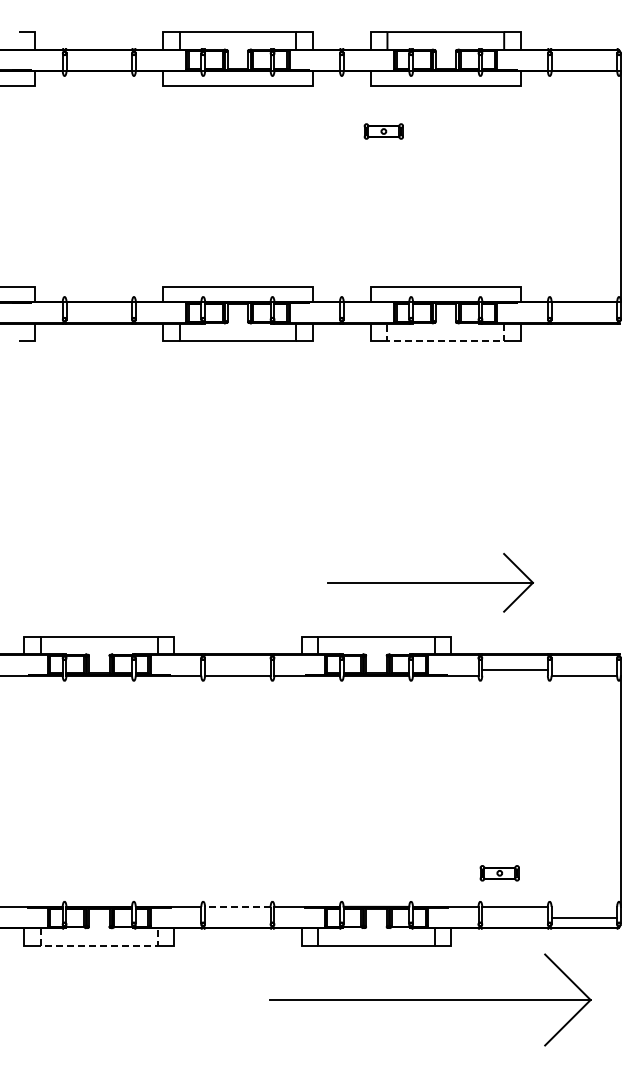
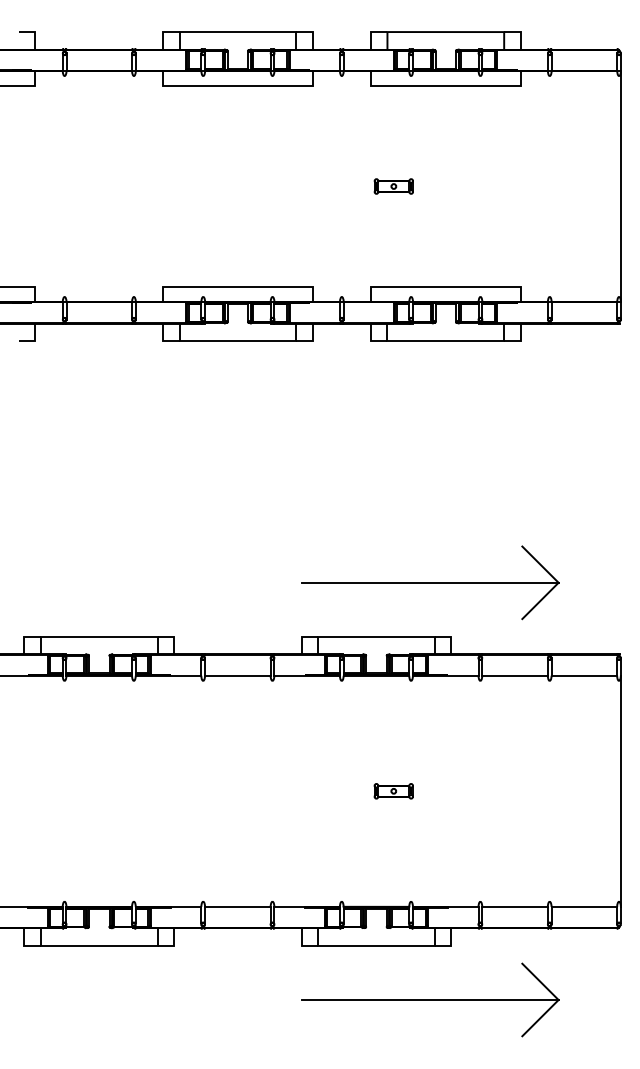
part position: (383, 131) -> (393, 186) (393, 186)
line: dashed -> solid (445, 340)
part size: 207x60 px -> 259x76 px (430, 582)
line position: (514, 669) -> (514, 675) (514, 675)
part position: (499, 873) -> (393, 791) (393, 791)
line: dashed -> solid (237, 906)
line position: (584, 917) -> (584, 906) (584, 906)
line: dashed -> solid (99, 945)
part size: 323x94 px -> 259x76 px (430, 999)
